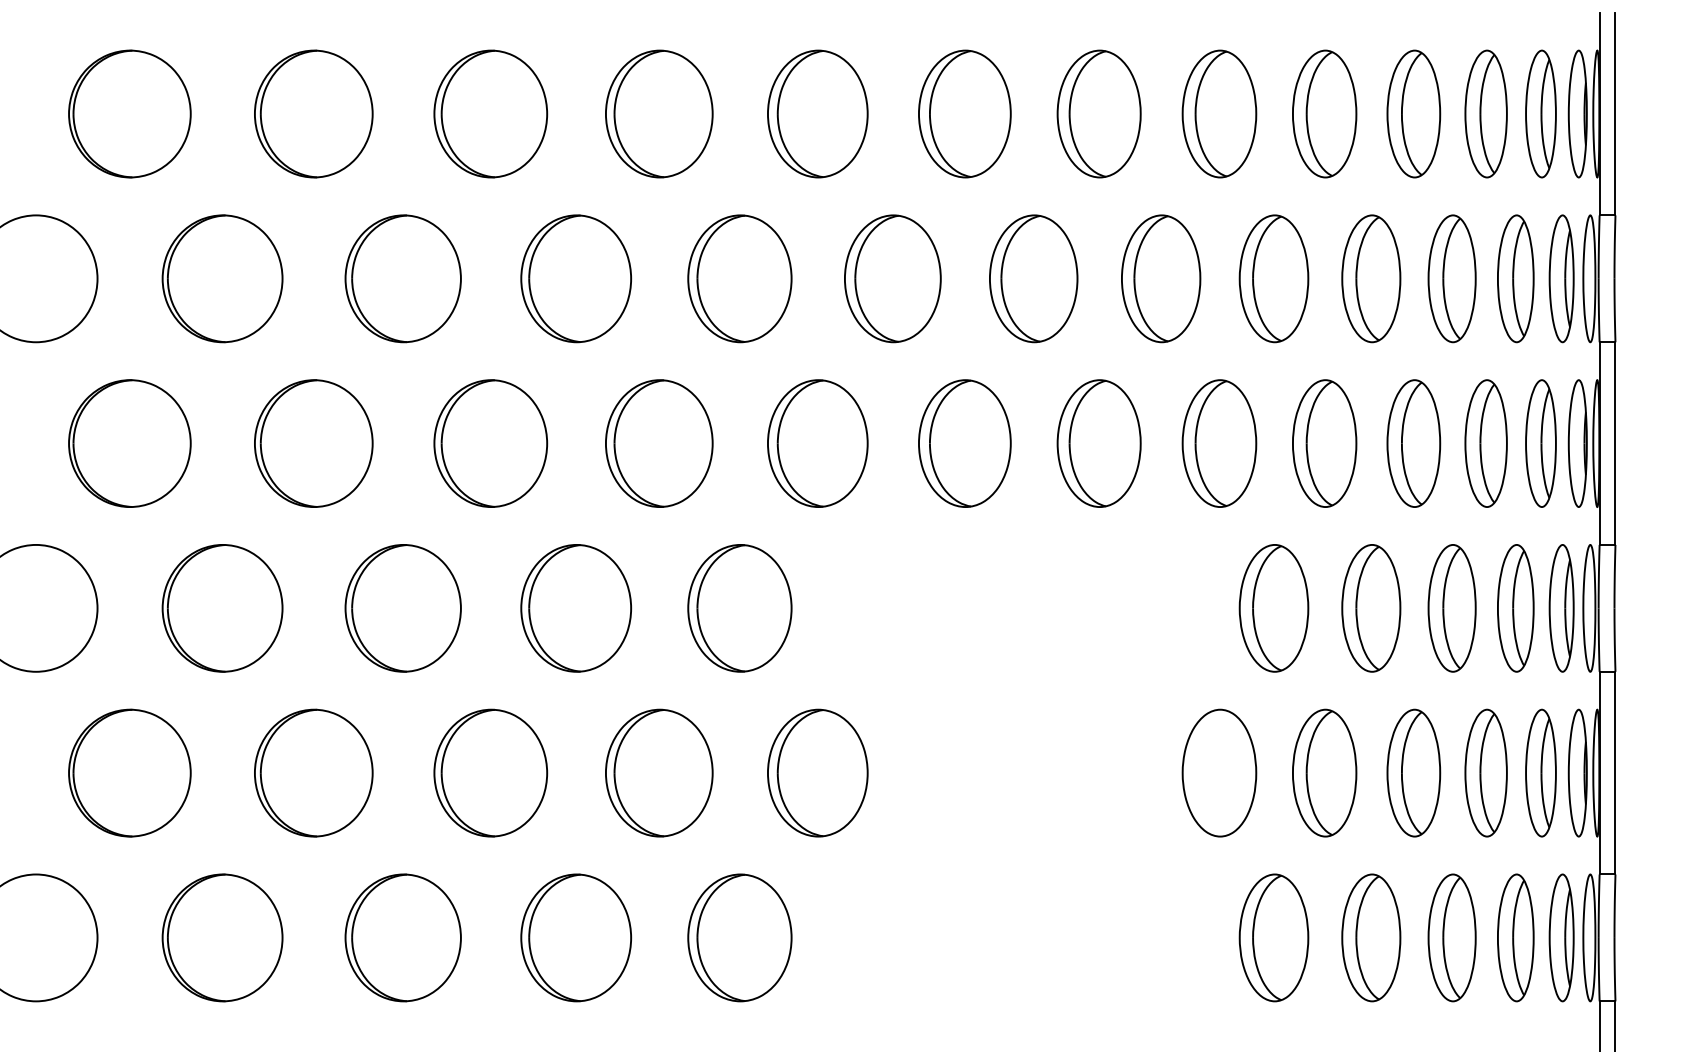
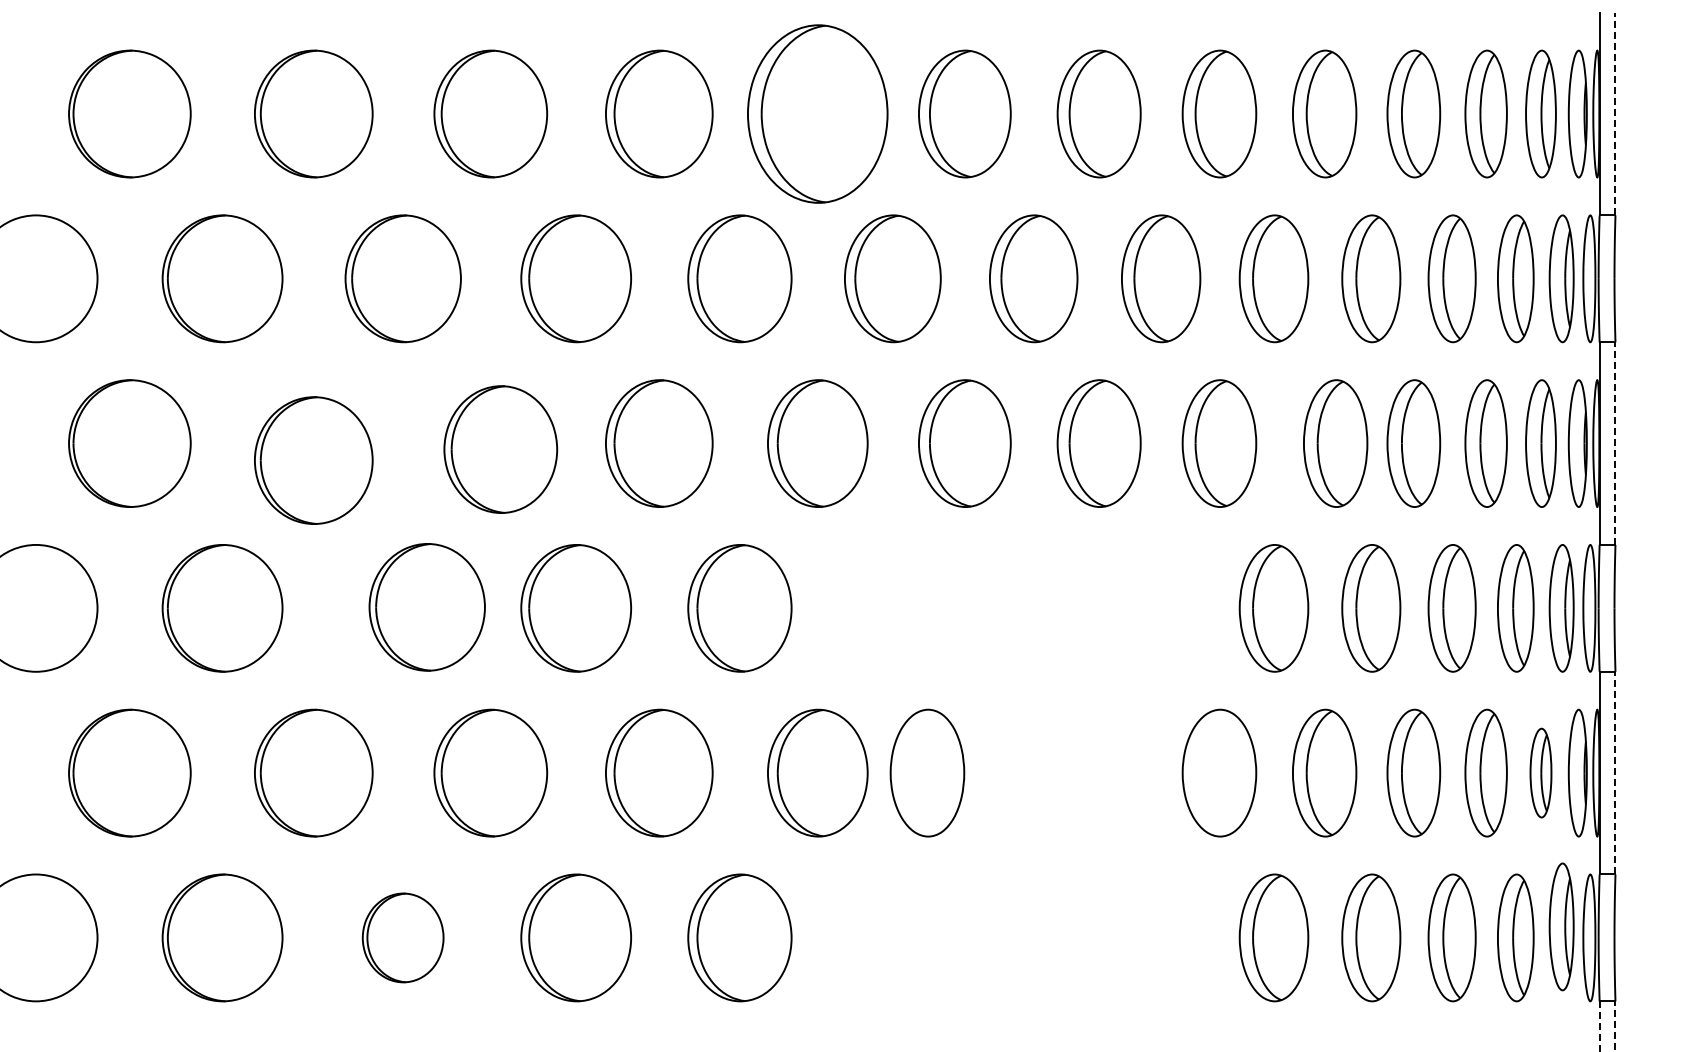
part size: 102x130 px -> 142x180 px (817, 113)
line: solid -> dashed (1615, 113)
part position: (313, 443) -> (313, 460) (313, 460)
part position: (490, 443) -> (500, 449) (500, 449)
part position: (1324, 443) -> (1335, 443) (1335, 443)
line: solid -> dashed (1615, 443)
part position: (402, 608) -> (426, 607) (426, 607)
part: none -> present (927, 772)
part size: 32x130 px -> 24x92 px (1540, 772)
line: solid -> dashed (1615, 772)
part size: 118x130 px -> 84x92 px (402, 937)
part position: (1561, 937) -> (1561, 926) (1561, 926)
line: solid -> dashed (1599, 1026)
line: solid -> dashed (1615, 1026)
